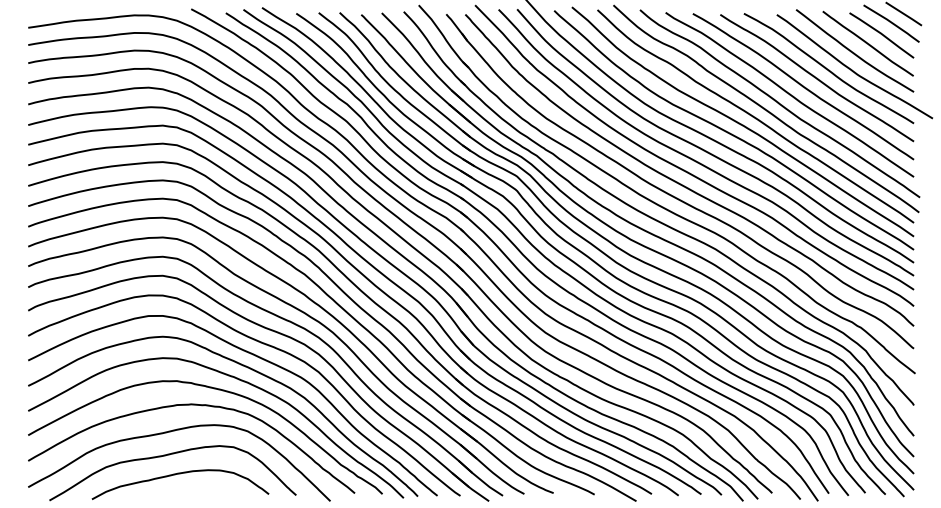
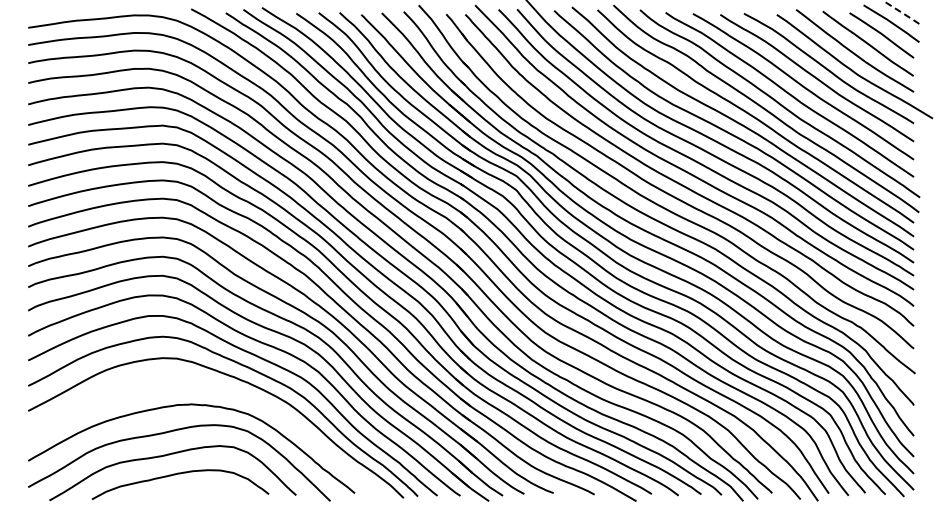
line: solid -> dashed (904, 14)
curve: present -> none (218, 390)
